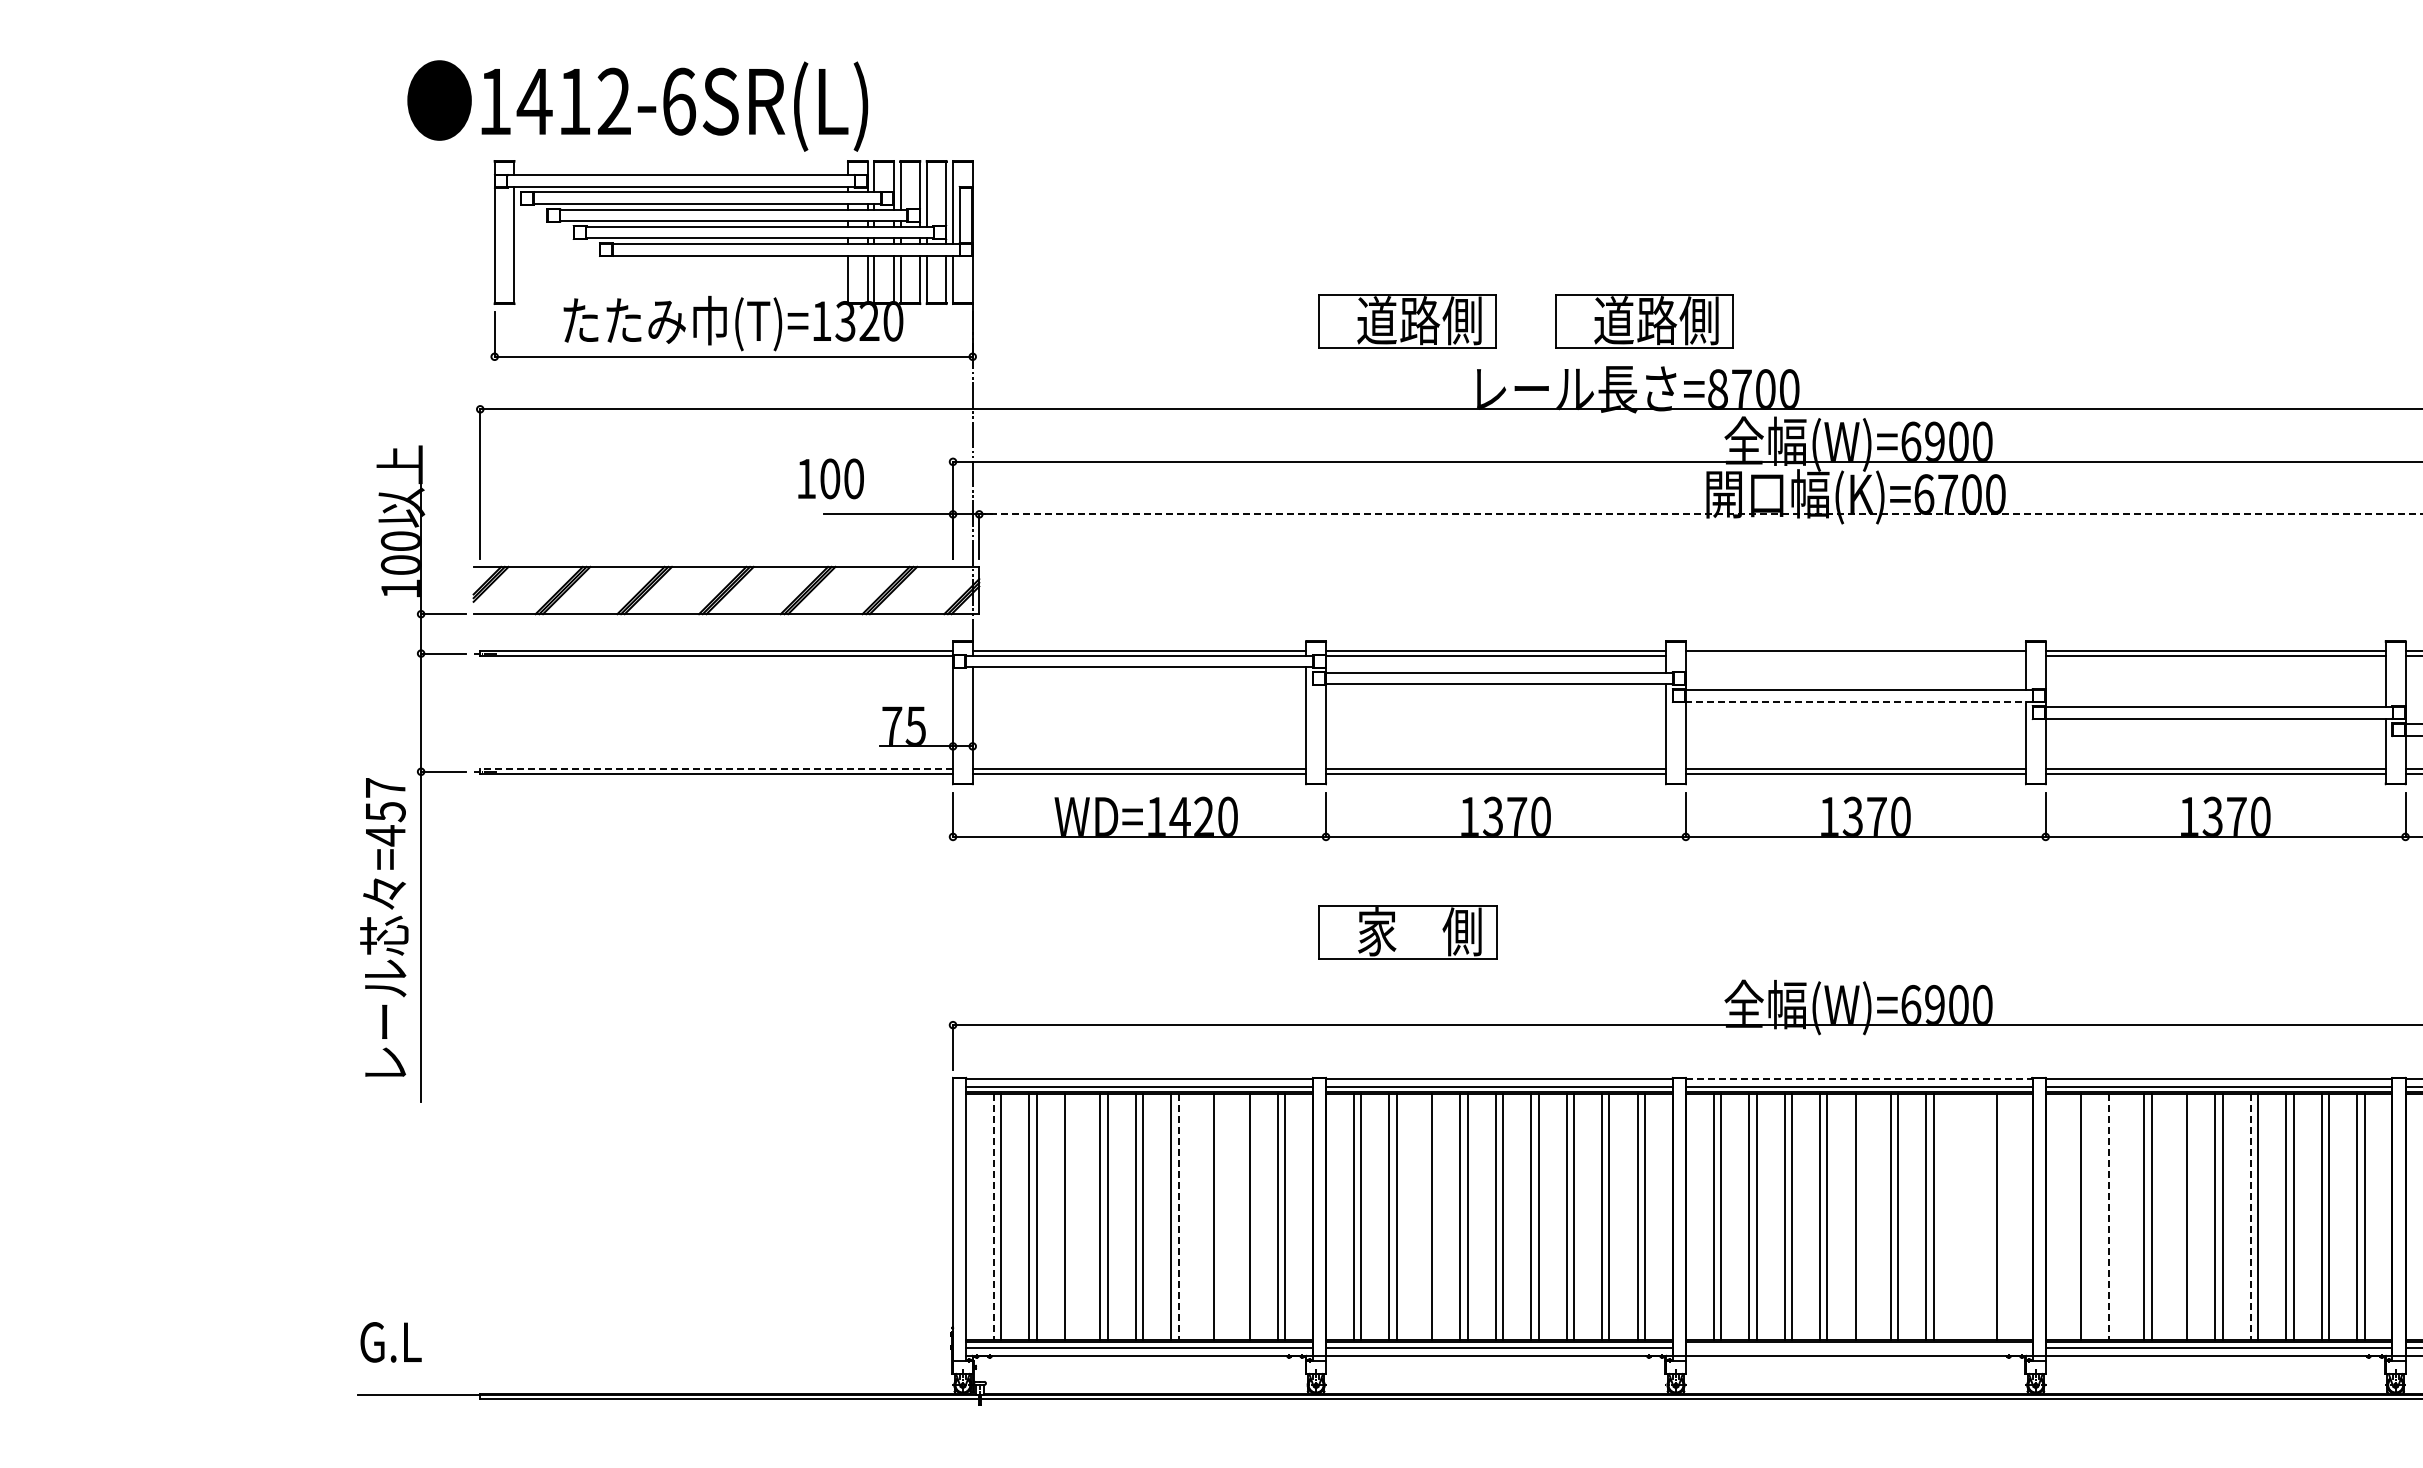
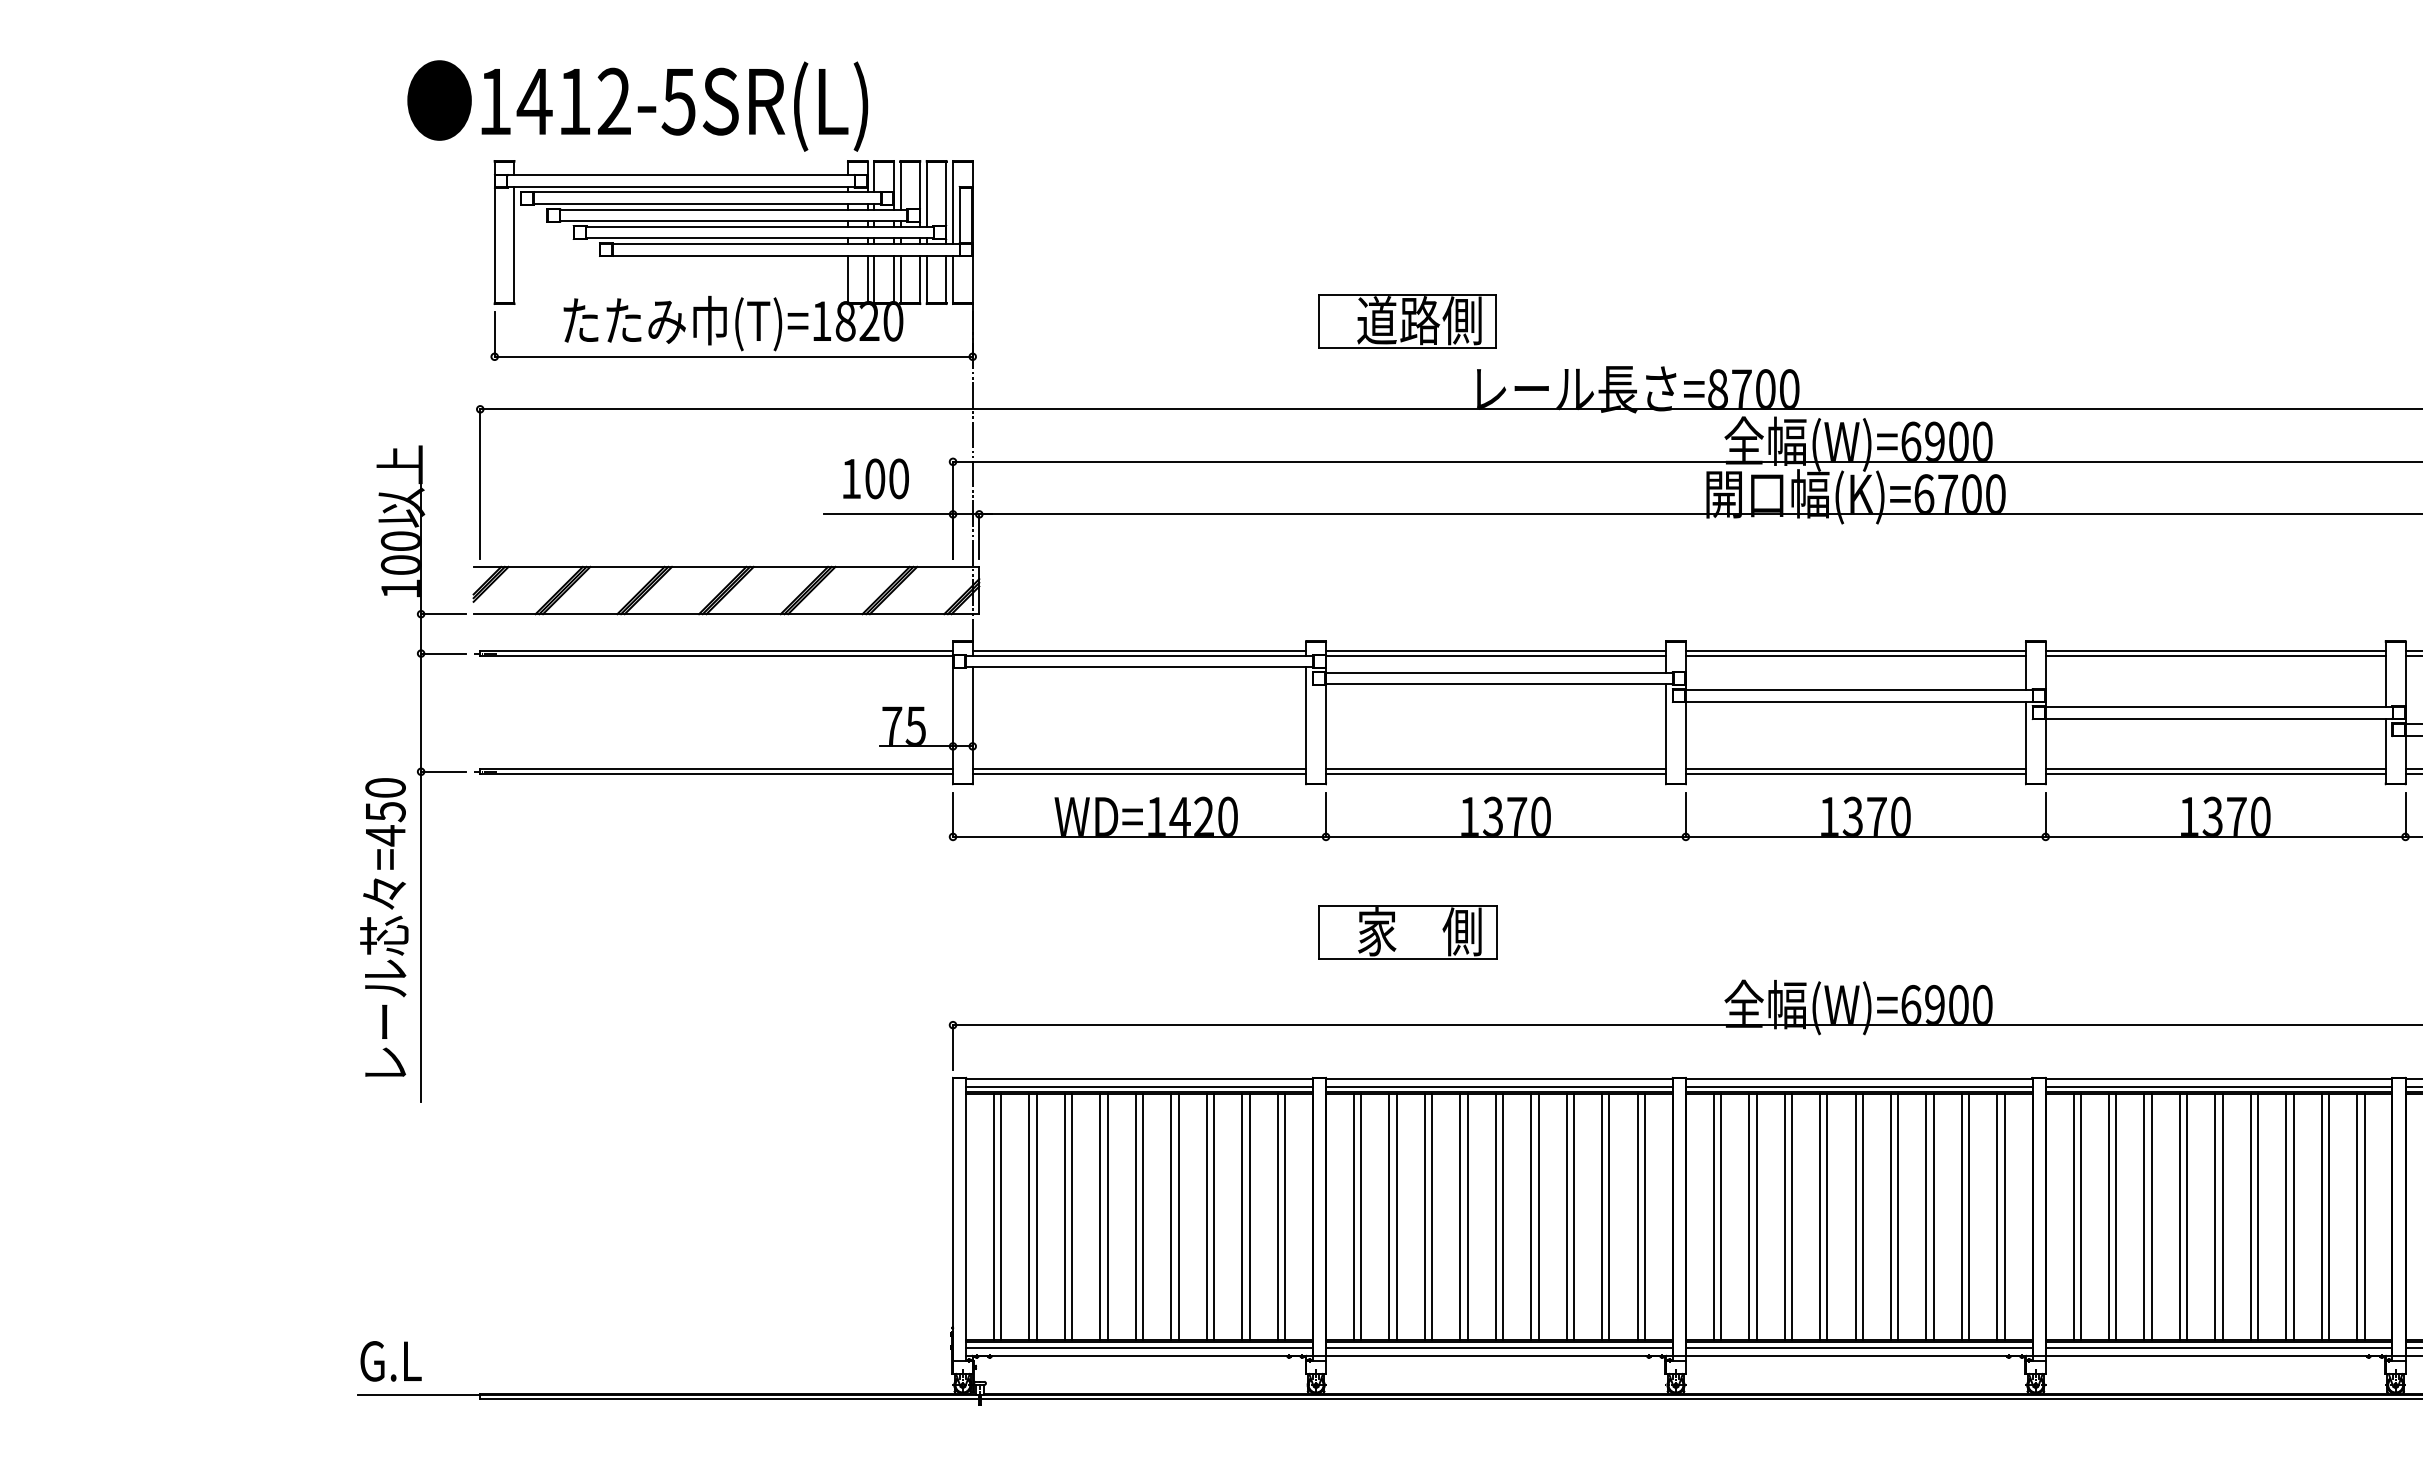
text: 1412-6SR(L) -> 1412-5SR(L) (678, 101)
text: (T)=1320 -> (T)=1820 (845, 321)
part: present -> none (1644, 321)
text position: (830, 478) -> (875, 478) (875, 478)
line: dashed -> solid (1701, 514)
line: none -> present (1855, 655)
line: dashed -> solid (1859, 701)
line: dashed -> solid (716, 769)
text: =457 -> =450 (385, 787)
line: dashed -> solid (1859, 1078)
line: none -> present (1072, 1216)
line: none -> present (1206, 1216)
line: none -> present (1242, 1216)
line: none -> present (1424, 1216)
line: none -> present (1862, 1216)
line: none -> present (1961, 1216)
line: none -> present (1969, 1216)
line: none -> present (2004, 1216)
line: none -> present (2073, 1216)
line: none -> present (2116, 1216)
line: none -> present (2179, 1216)
line: dashed -> solid (994, 1217)
line: dashed -> solid (1178, 1217)
line: dashed -> solid (2108, 1217)
line: dashed -> solid (2250, 1217)
text position: (390, 1342) -> (390, 1361) (390, 1361)
line: none -> present (1858, 1347)
